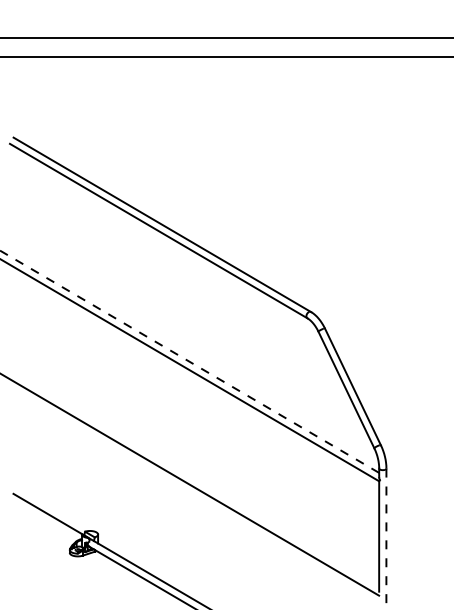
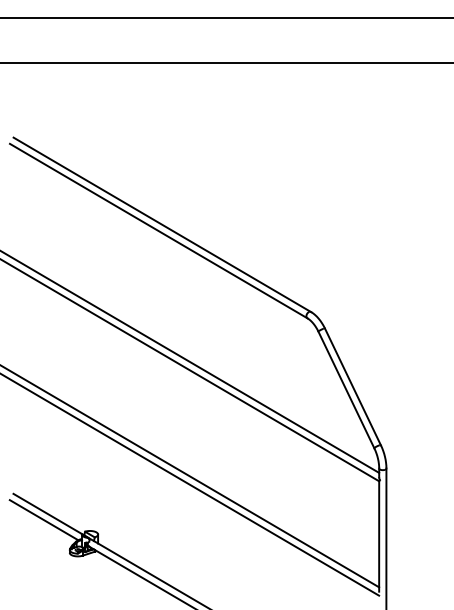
line position: (226, 38) -> (226, 18) (226, 18)
line position: (226, 57) -> (226, 63) (226, 63)
line: dashed -> solid (189, 361)
line: none -> present (190, 476)
line: none -> present (43, 520)
line: dashed -> solid (386, 539)
